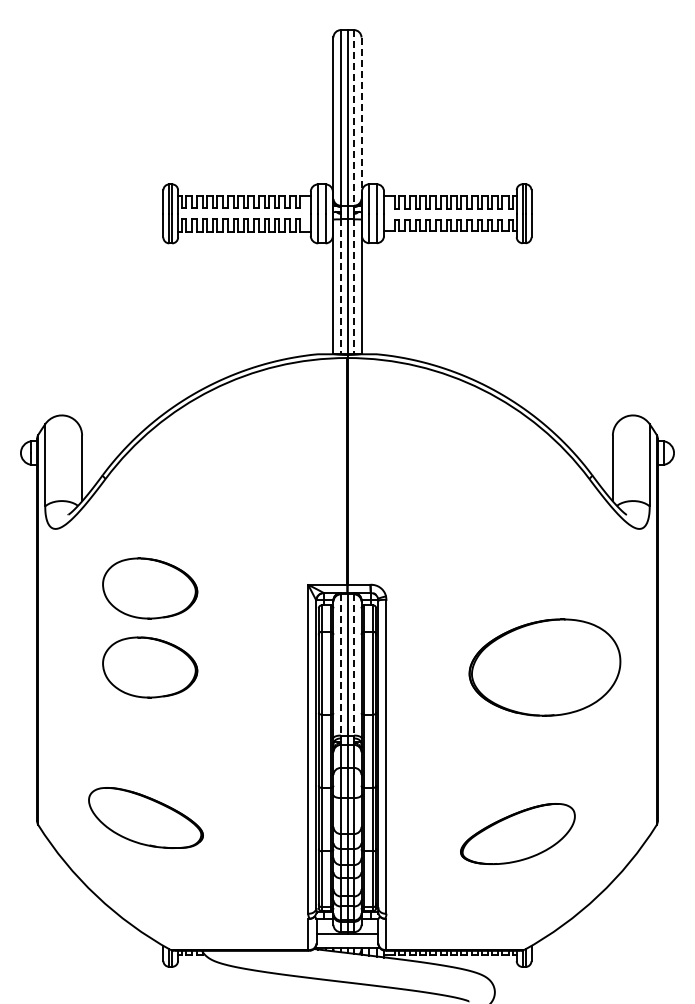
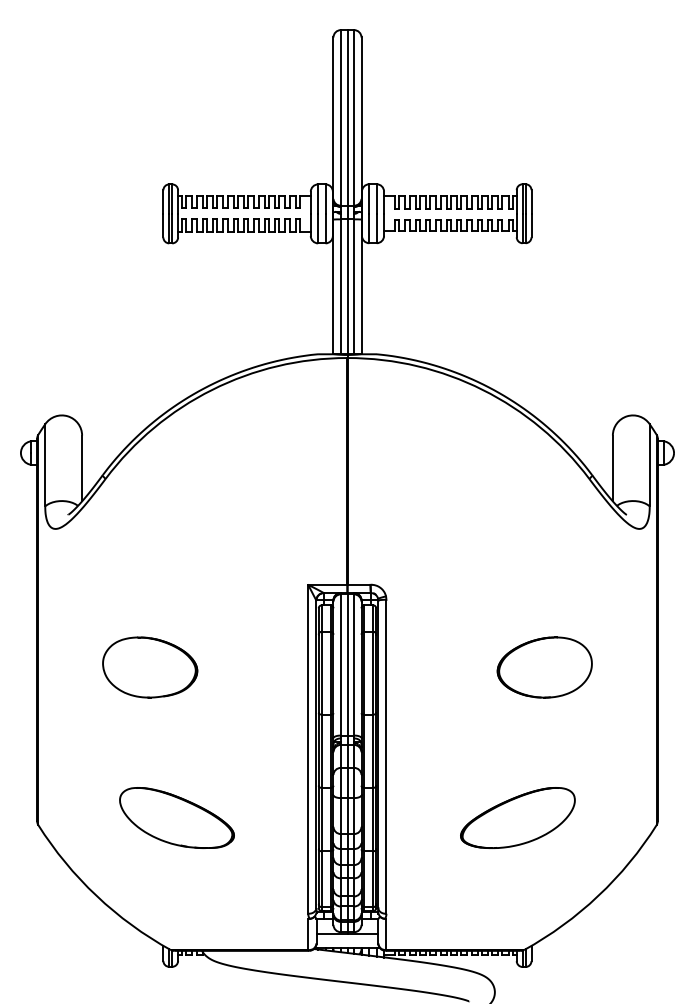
line: dashed -> solid (354, 117)
line: dashed -> solid (361, 118)
line: dashed -> solid (340, 287)
line: dashed -> solid (354, 287)
part: present -> none (150, 588)
line: dashed -> solid (340, 664)
line: dashed -> solid (354, 664)
part size: 154x99 px -> 97x63 px (544, 667)
part position: (145, 817) -> (176, 817) (176, 817)
part position: (517, 833) -> (517, 817) (517, 817)
